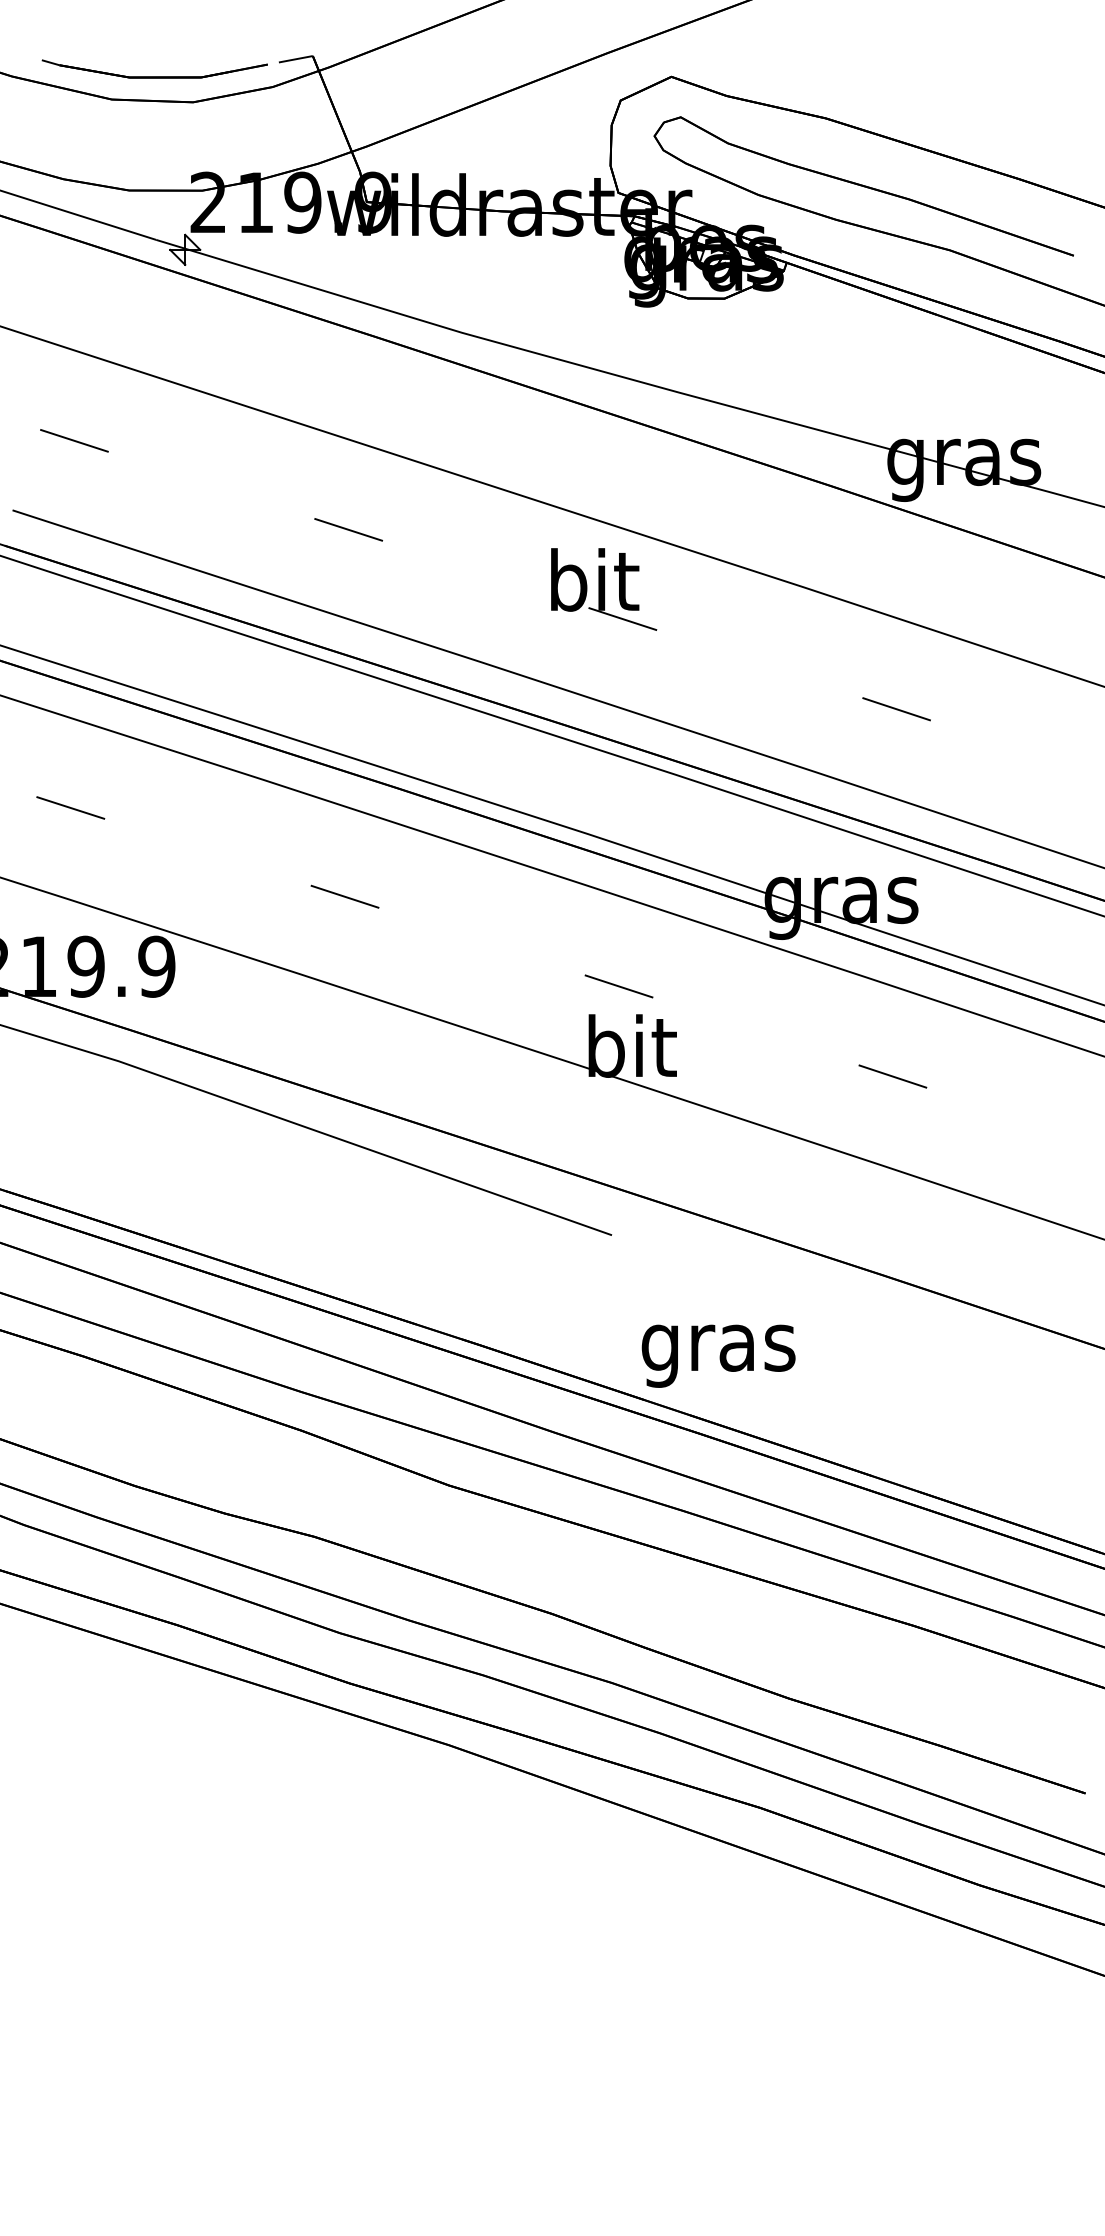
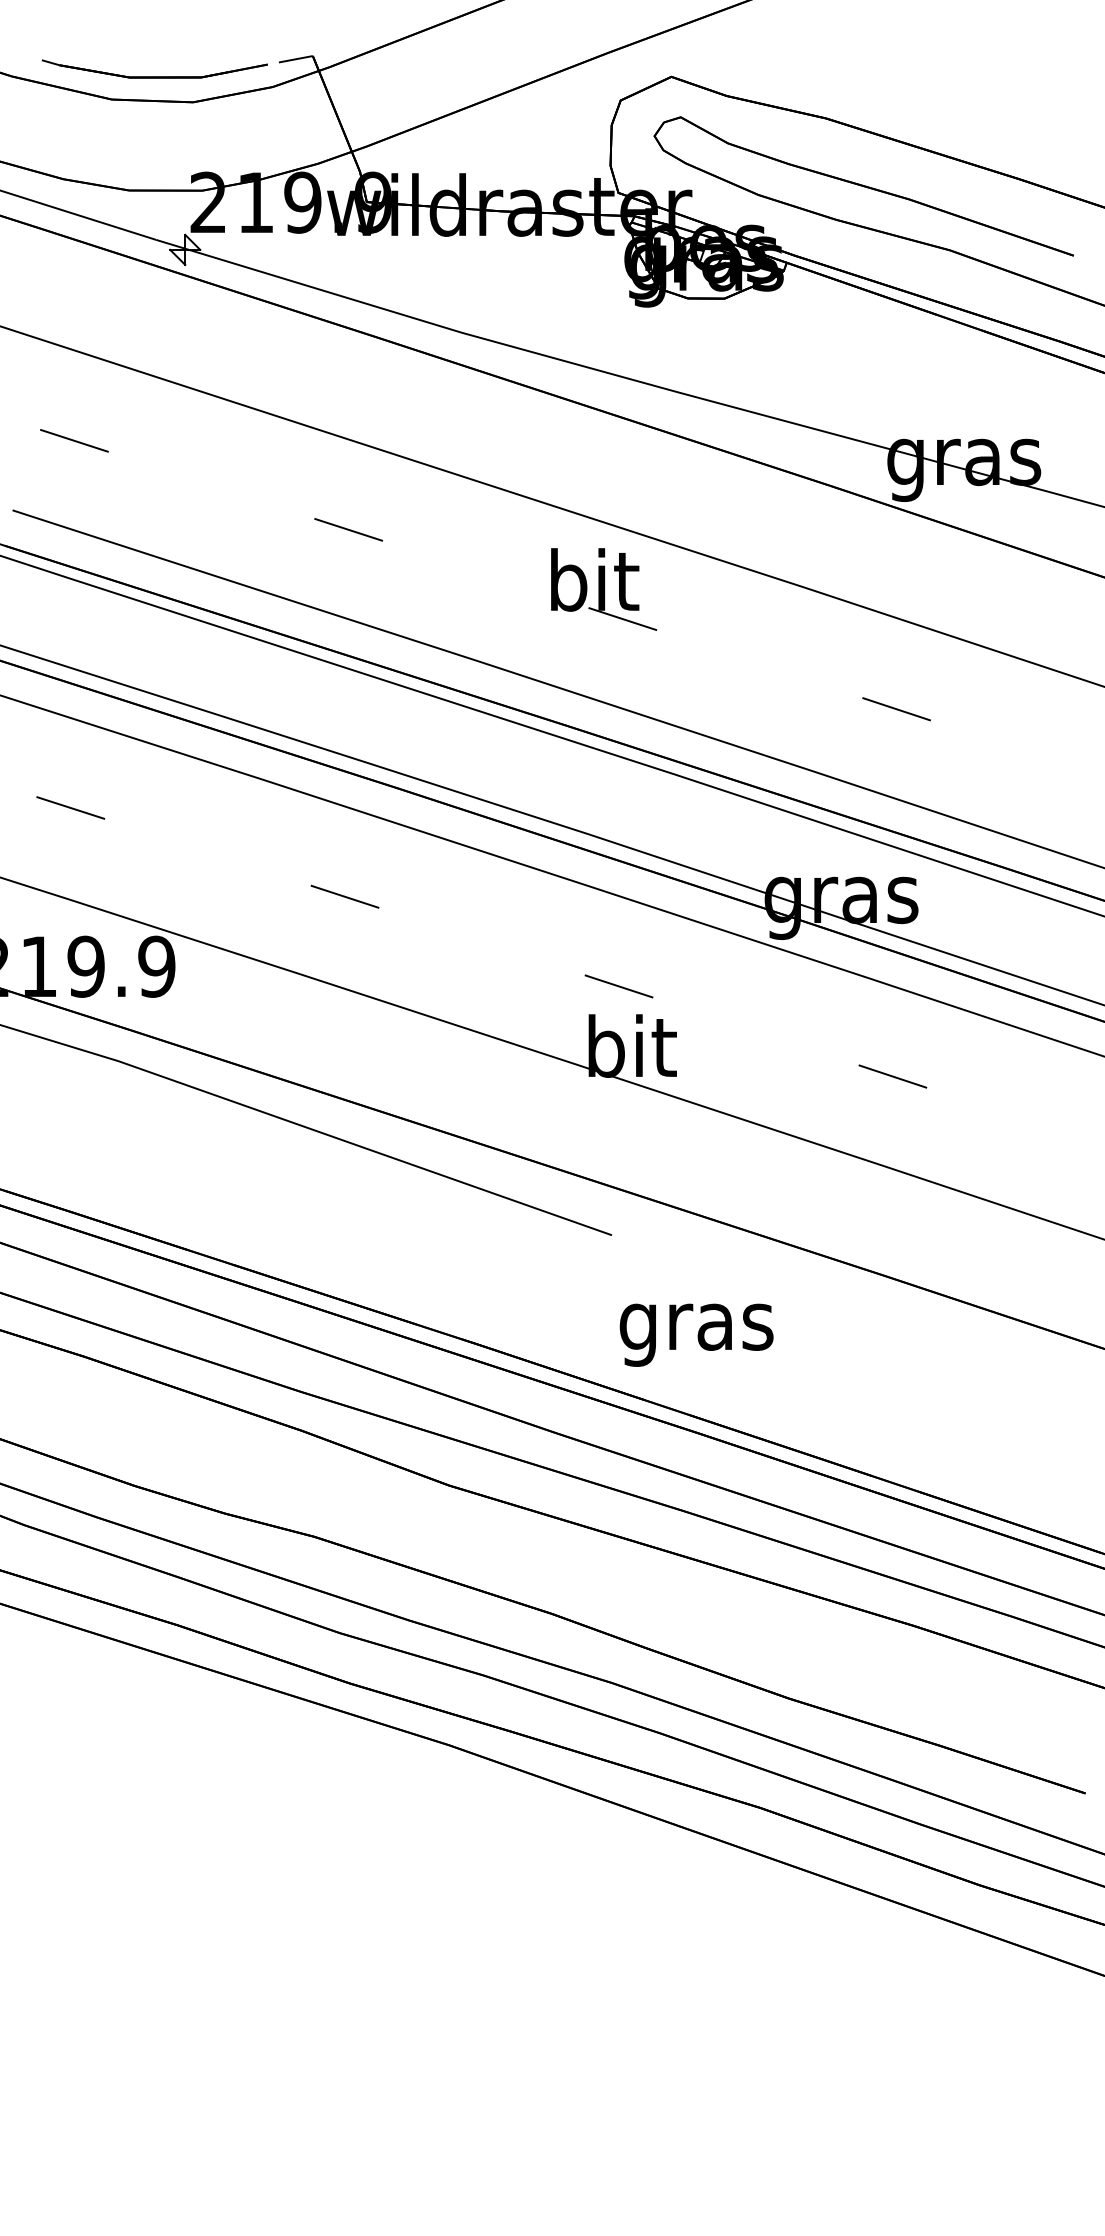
text position: (718, 1355) -> (696, 1334) (696, 1334)
